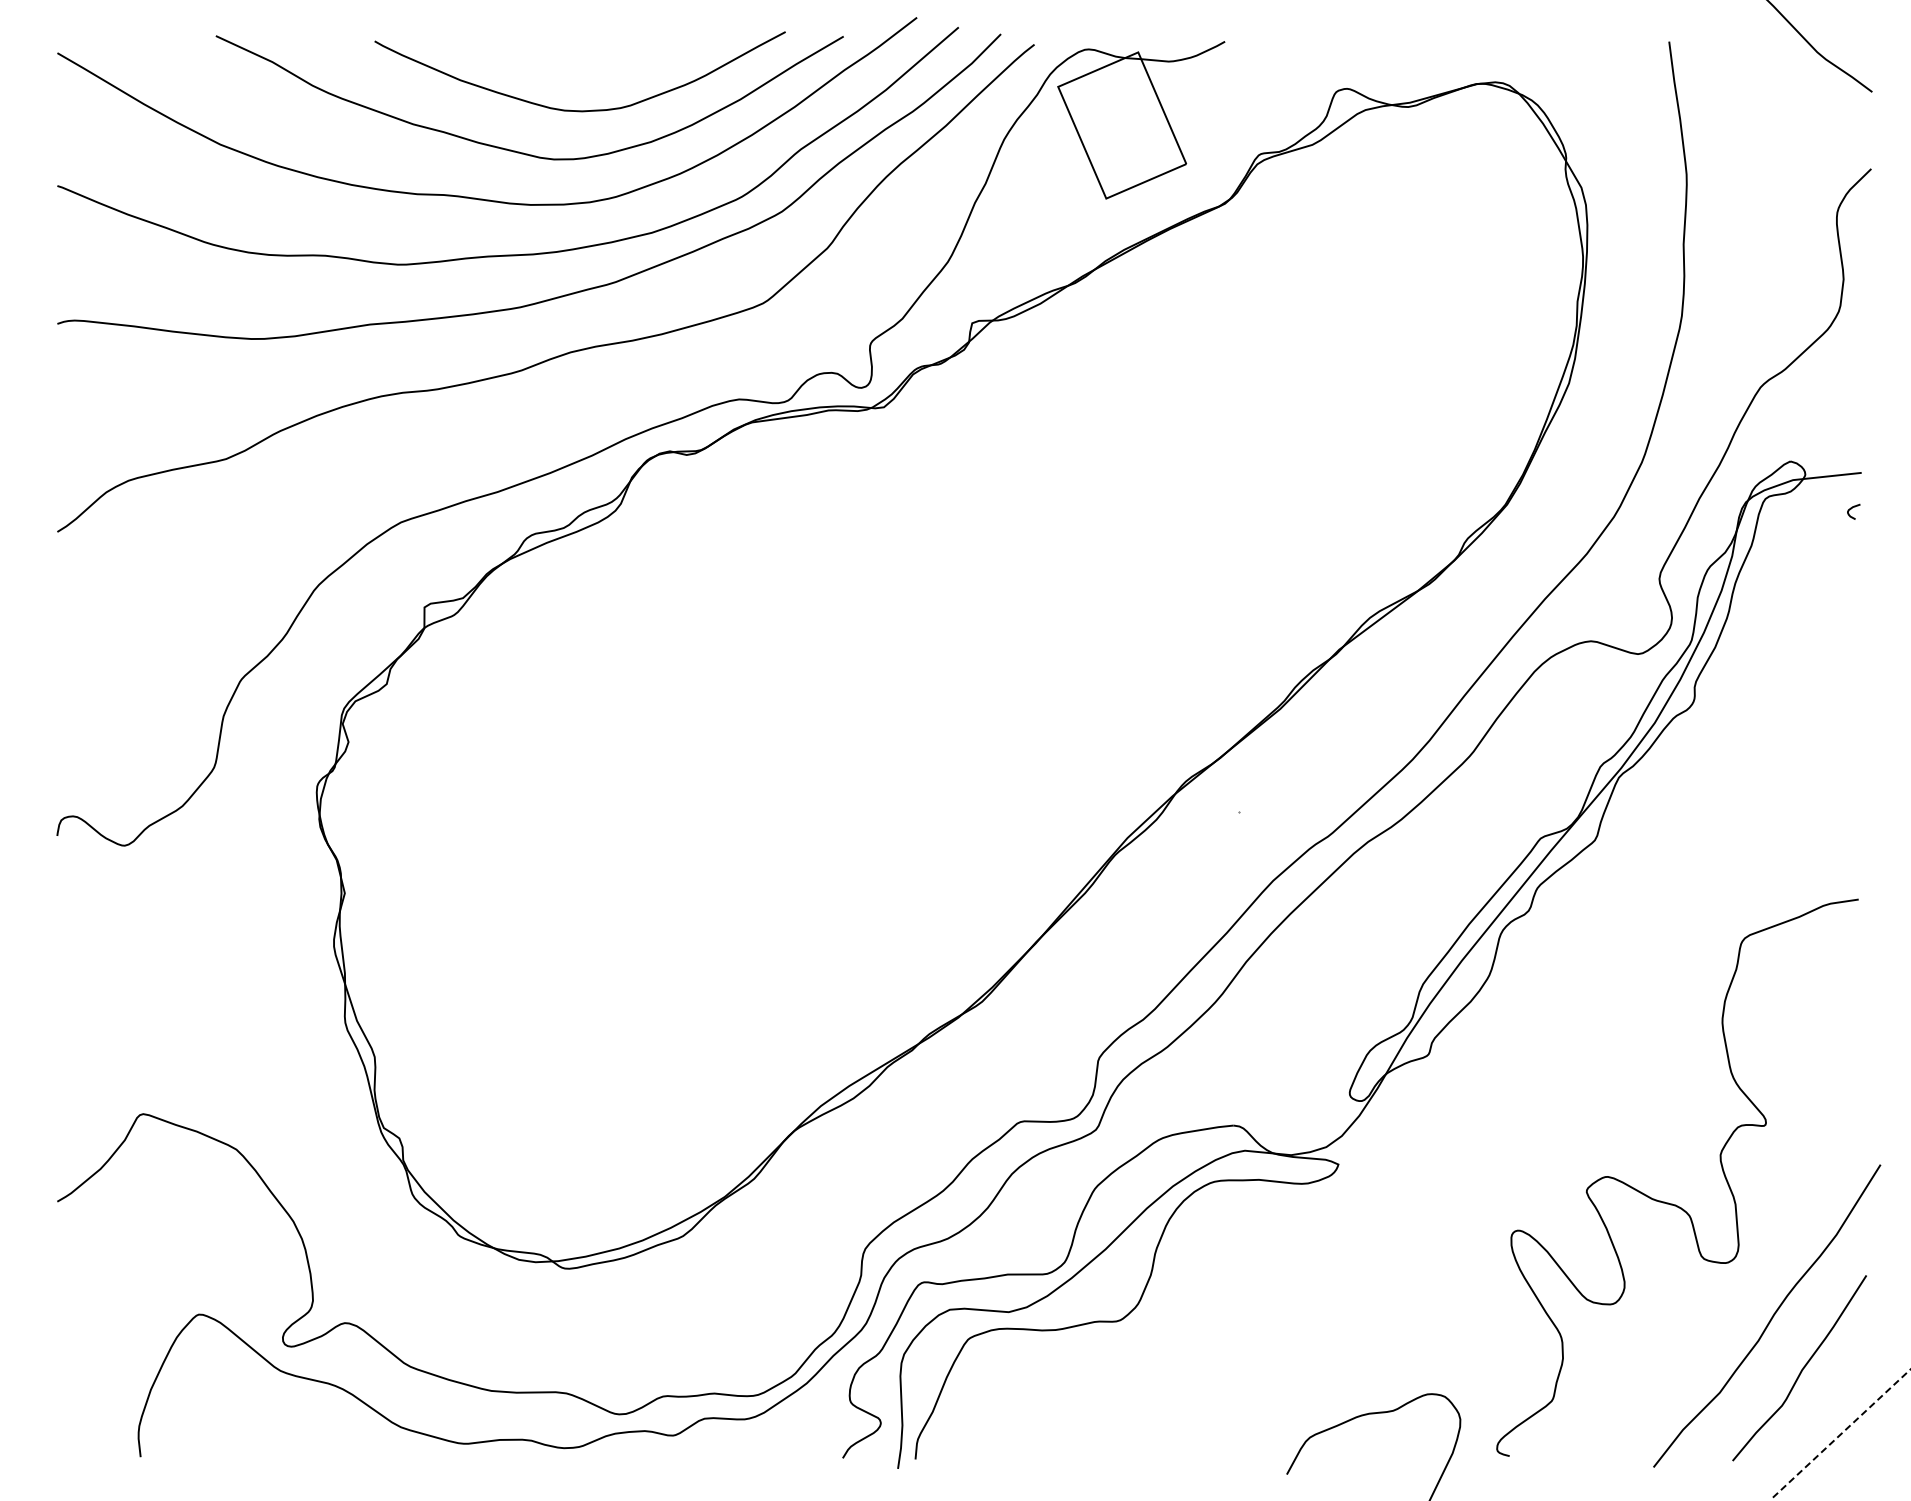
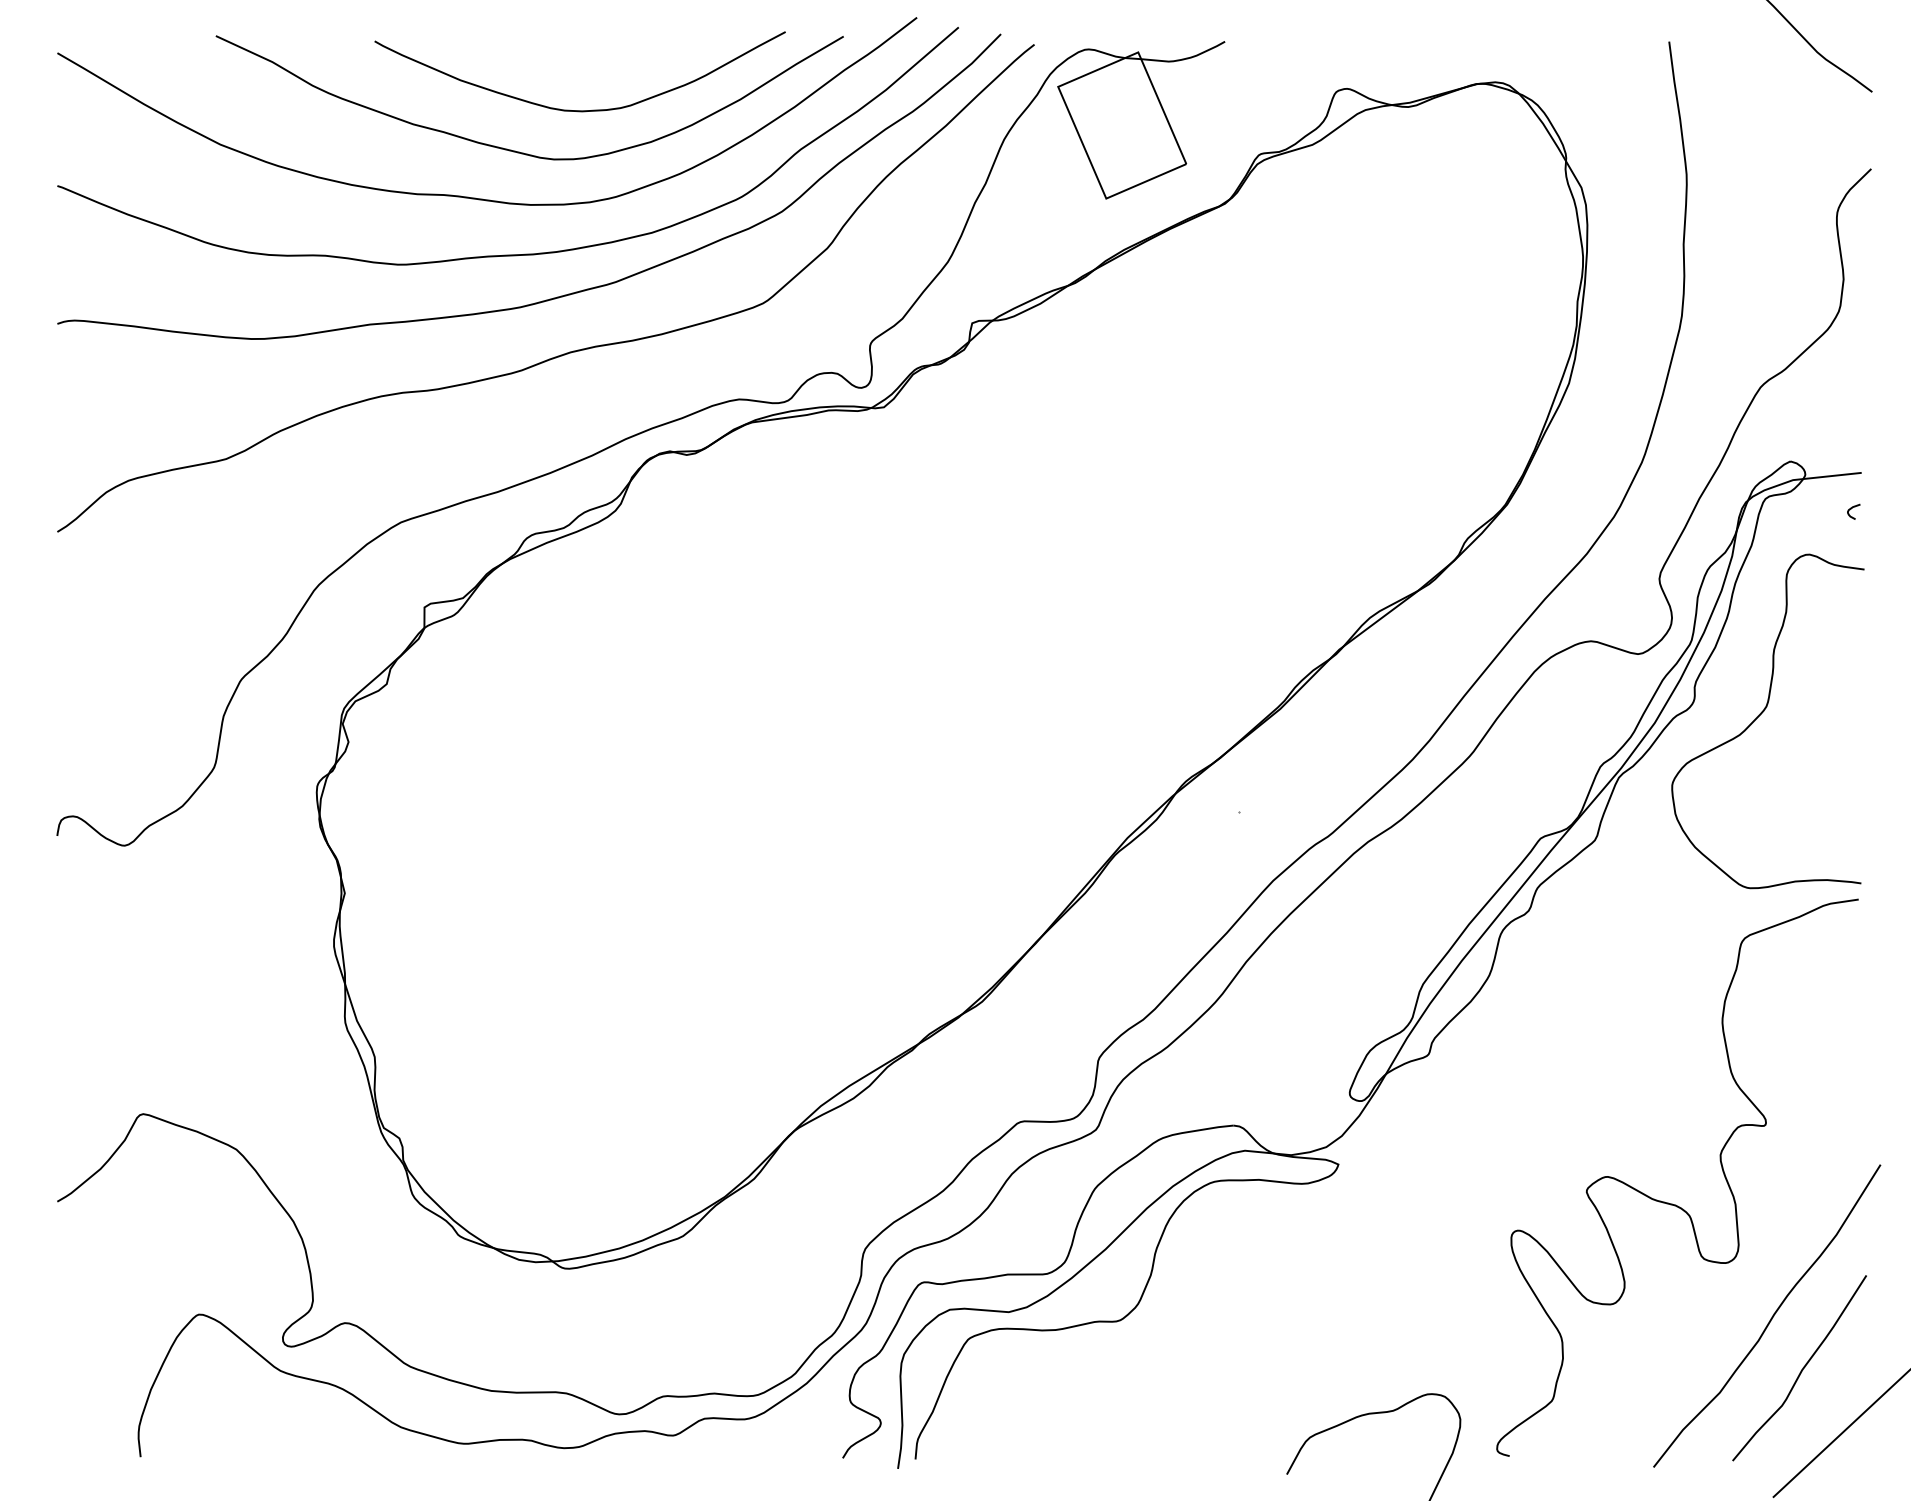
curve: none -> present (1761, 714)
line: dashed -> solid (1842, 1433)
